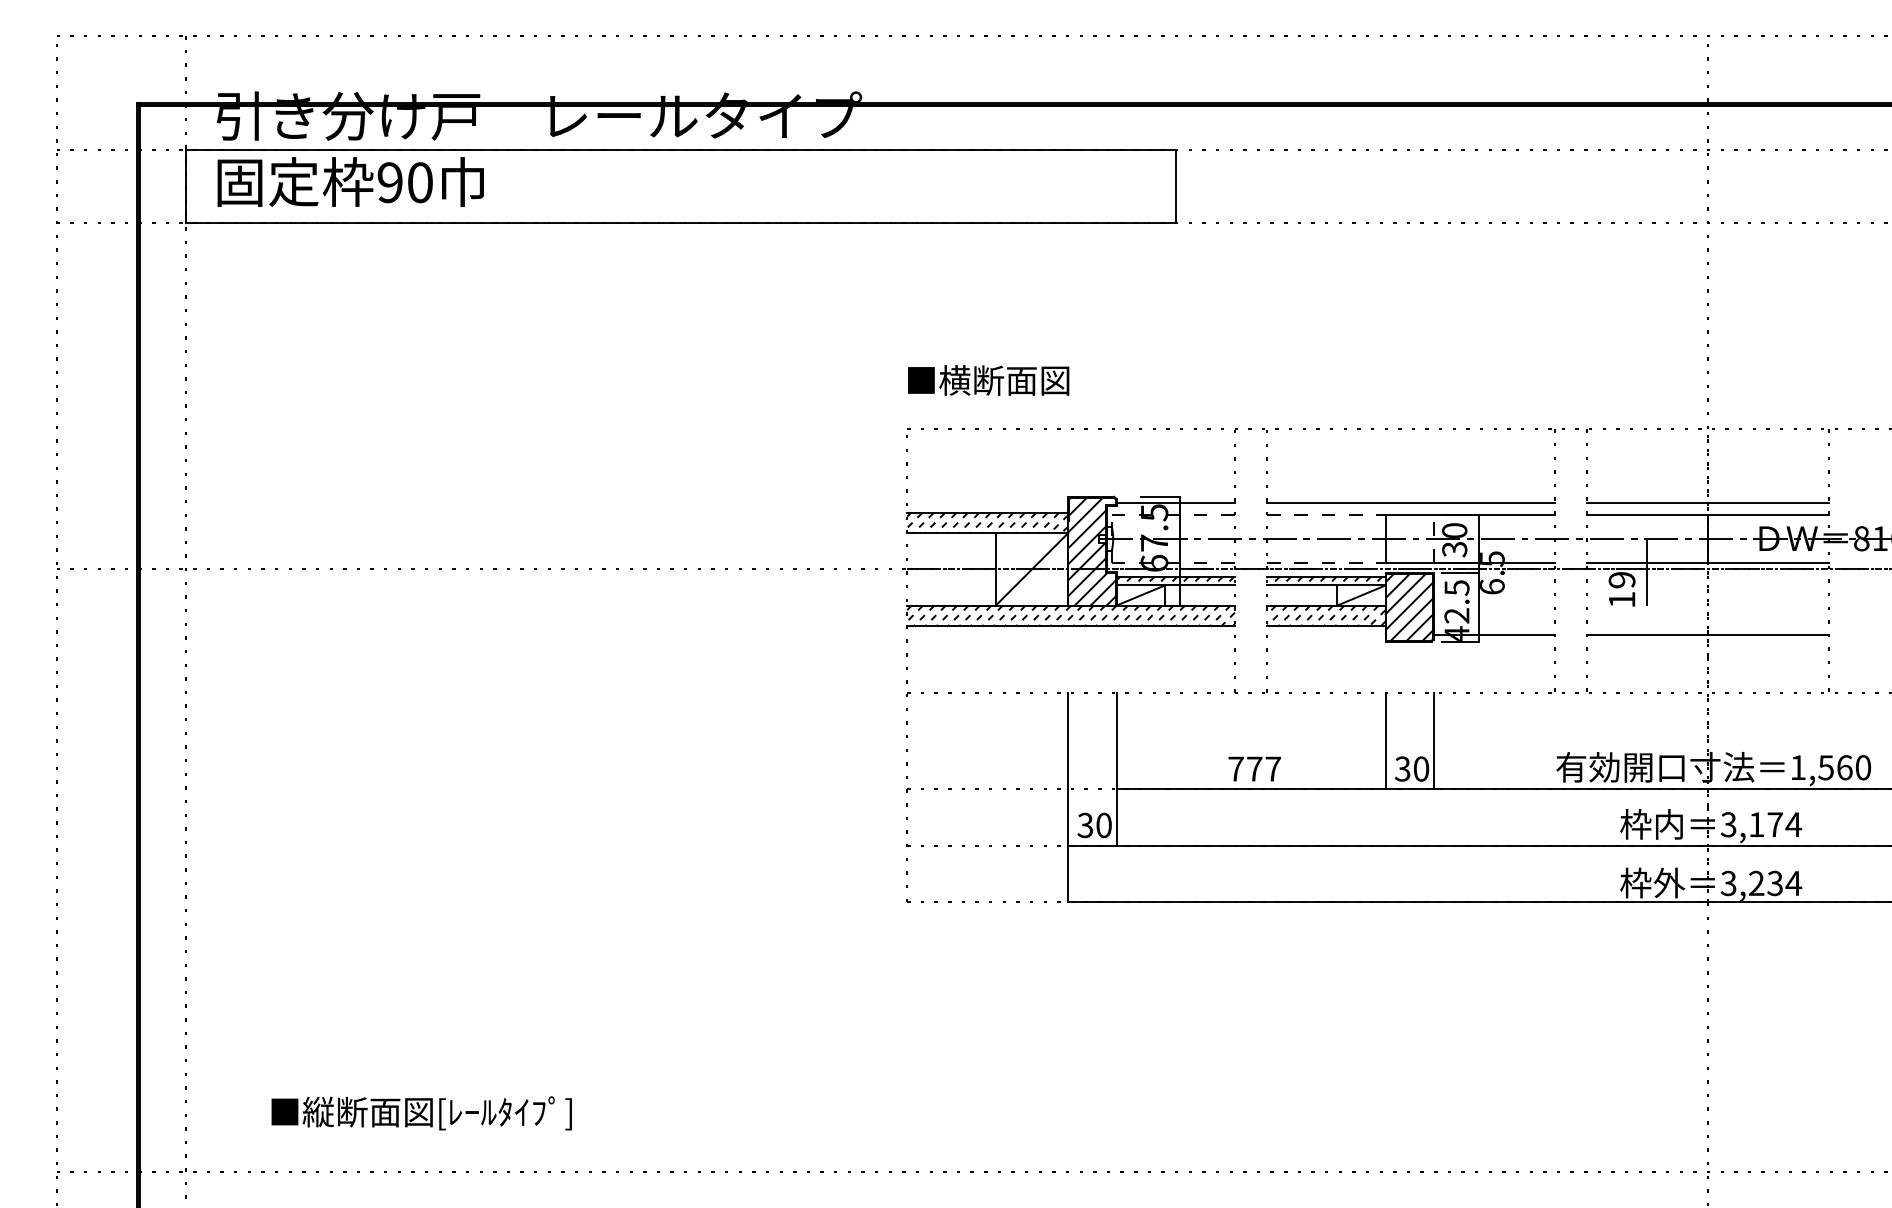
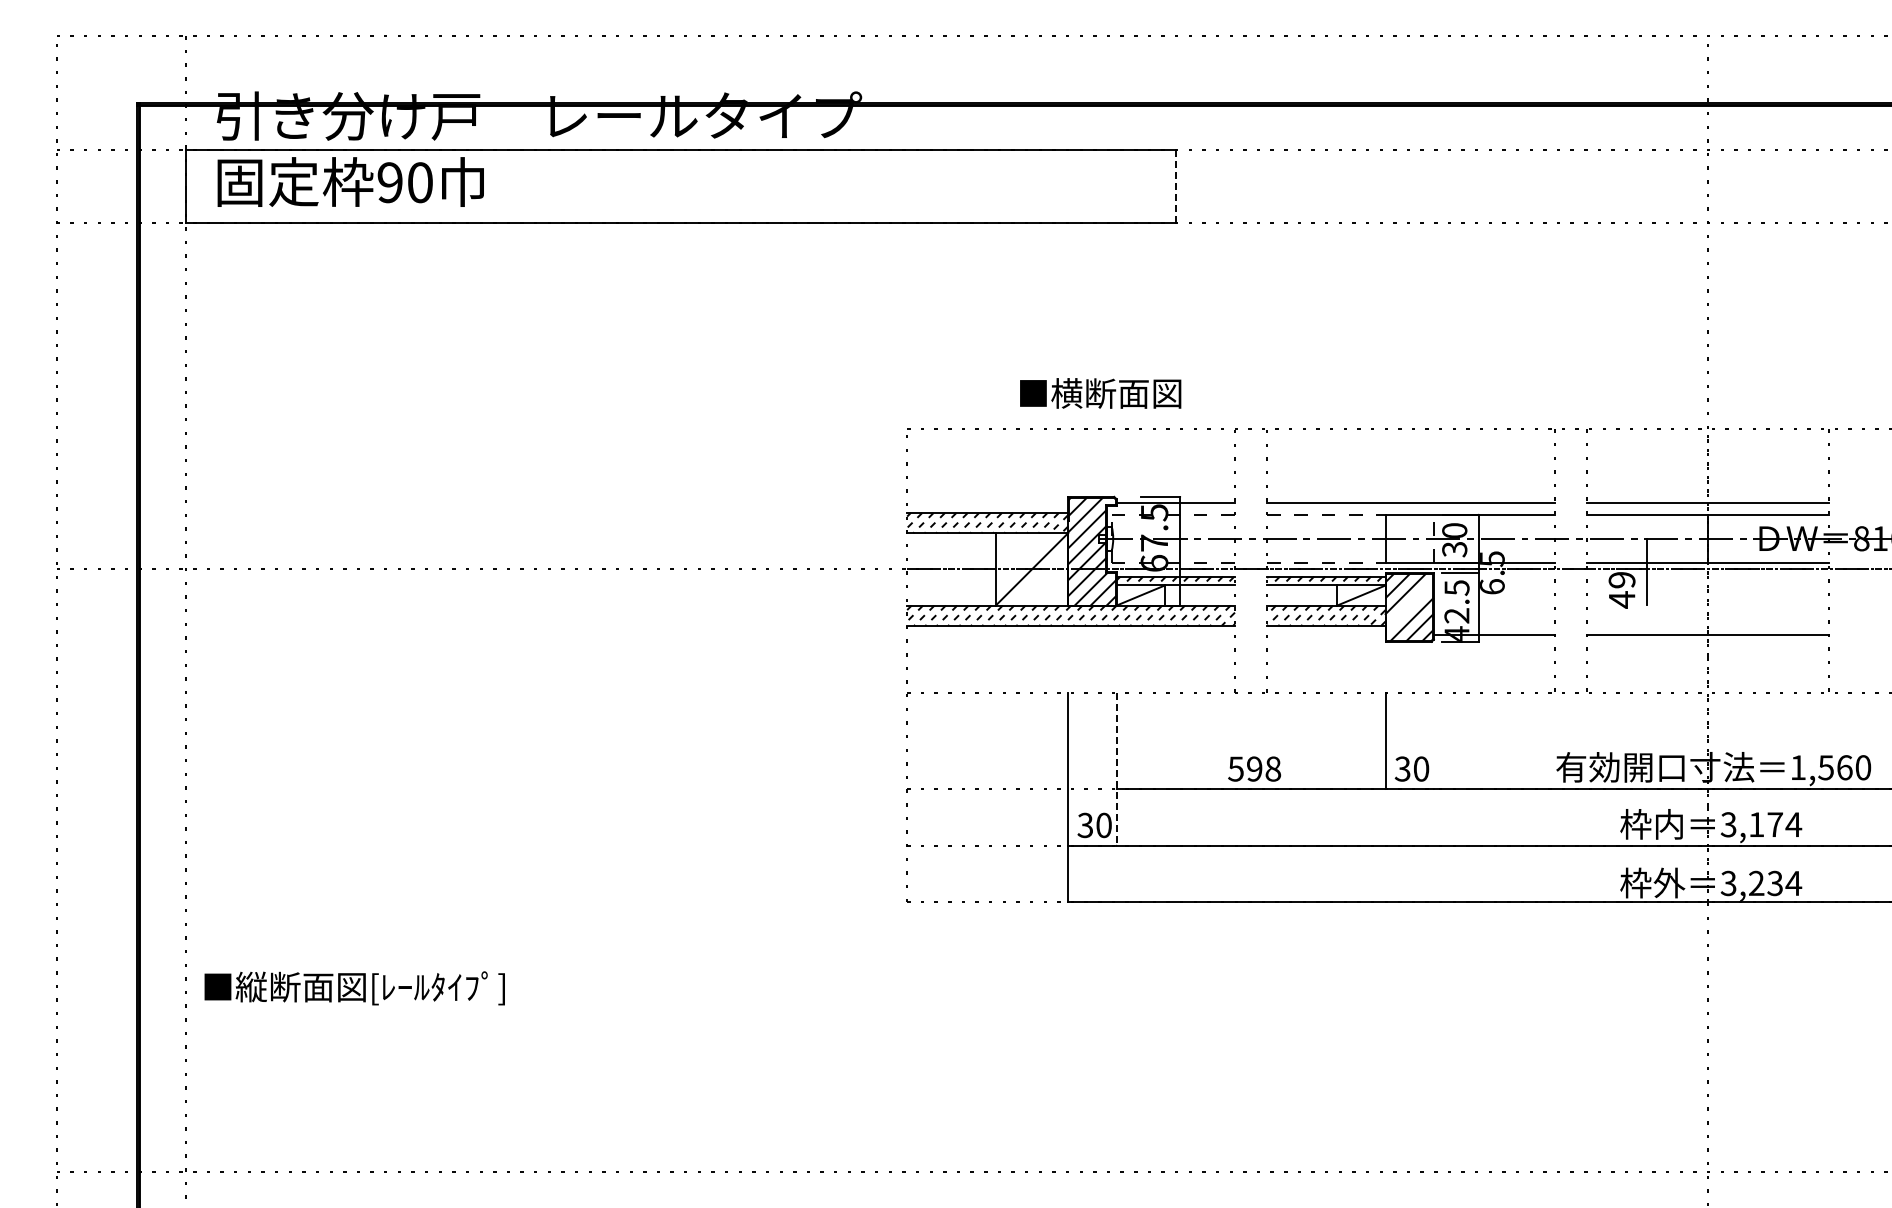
line: solid -> dashed (1175, 186)
text position: (988, 380) -> (1100, 393) (1100, 393)
text: 19 -> 49 (1622, 599)
line: present -> none (1409, 605)
line: present -> none (1433, 740)
text: 777 -> 598 (1254, 768)
line: solid -> dashed (1116, 769)
text position: (421, 1113) -> (354, 988) (354, 988)
